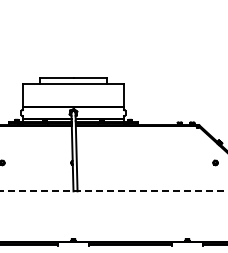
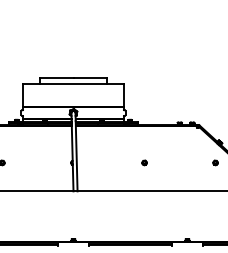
part: none -> present (144, 162)
line: dashed -> solid (113, 191)
